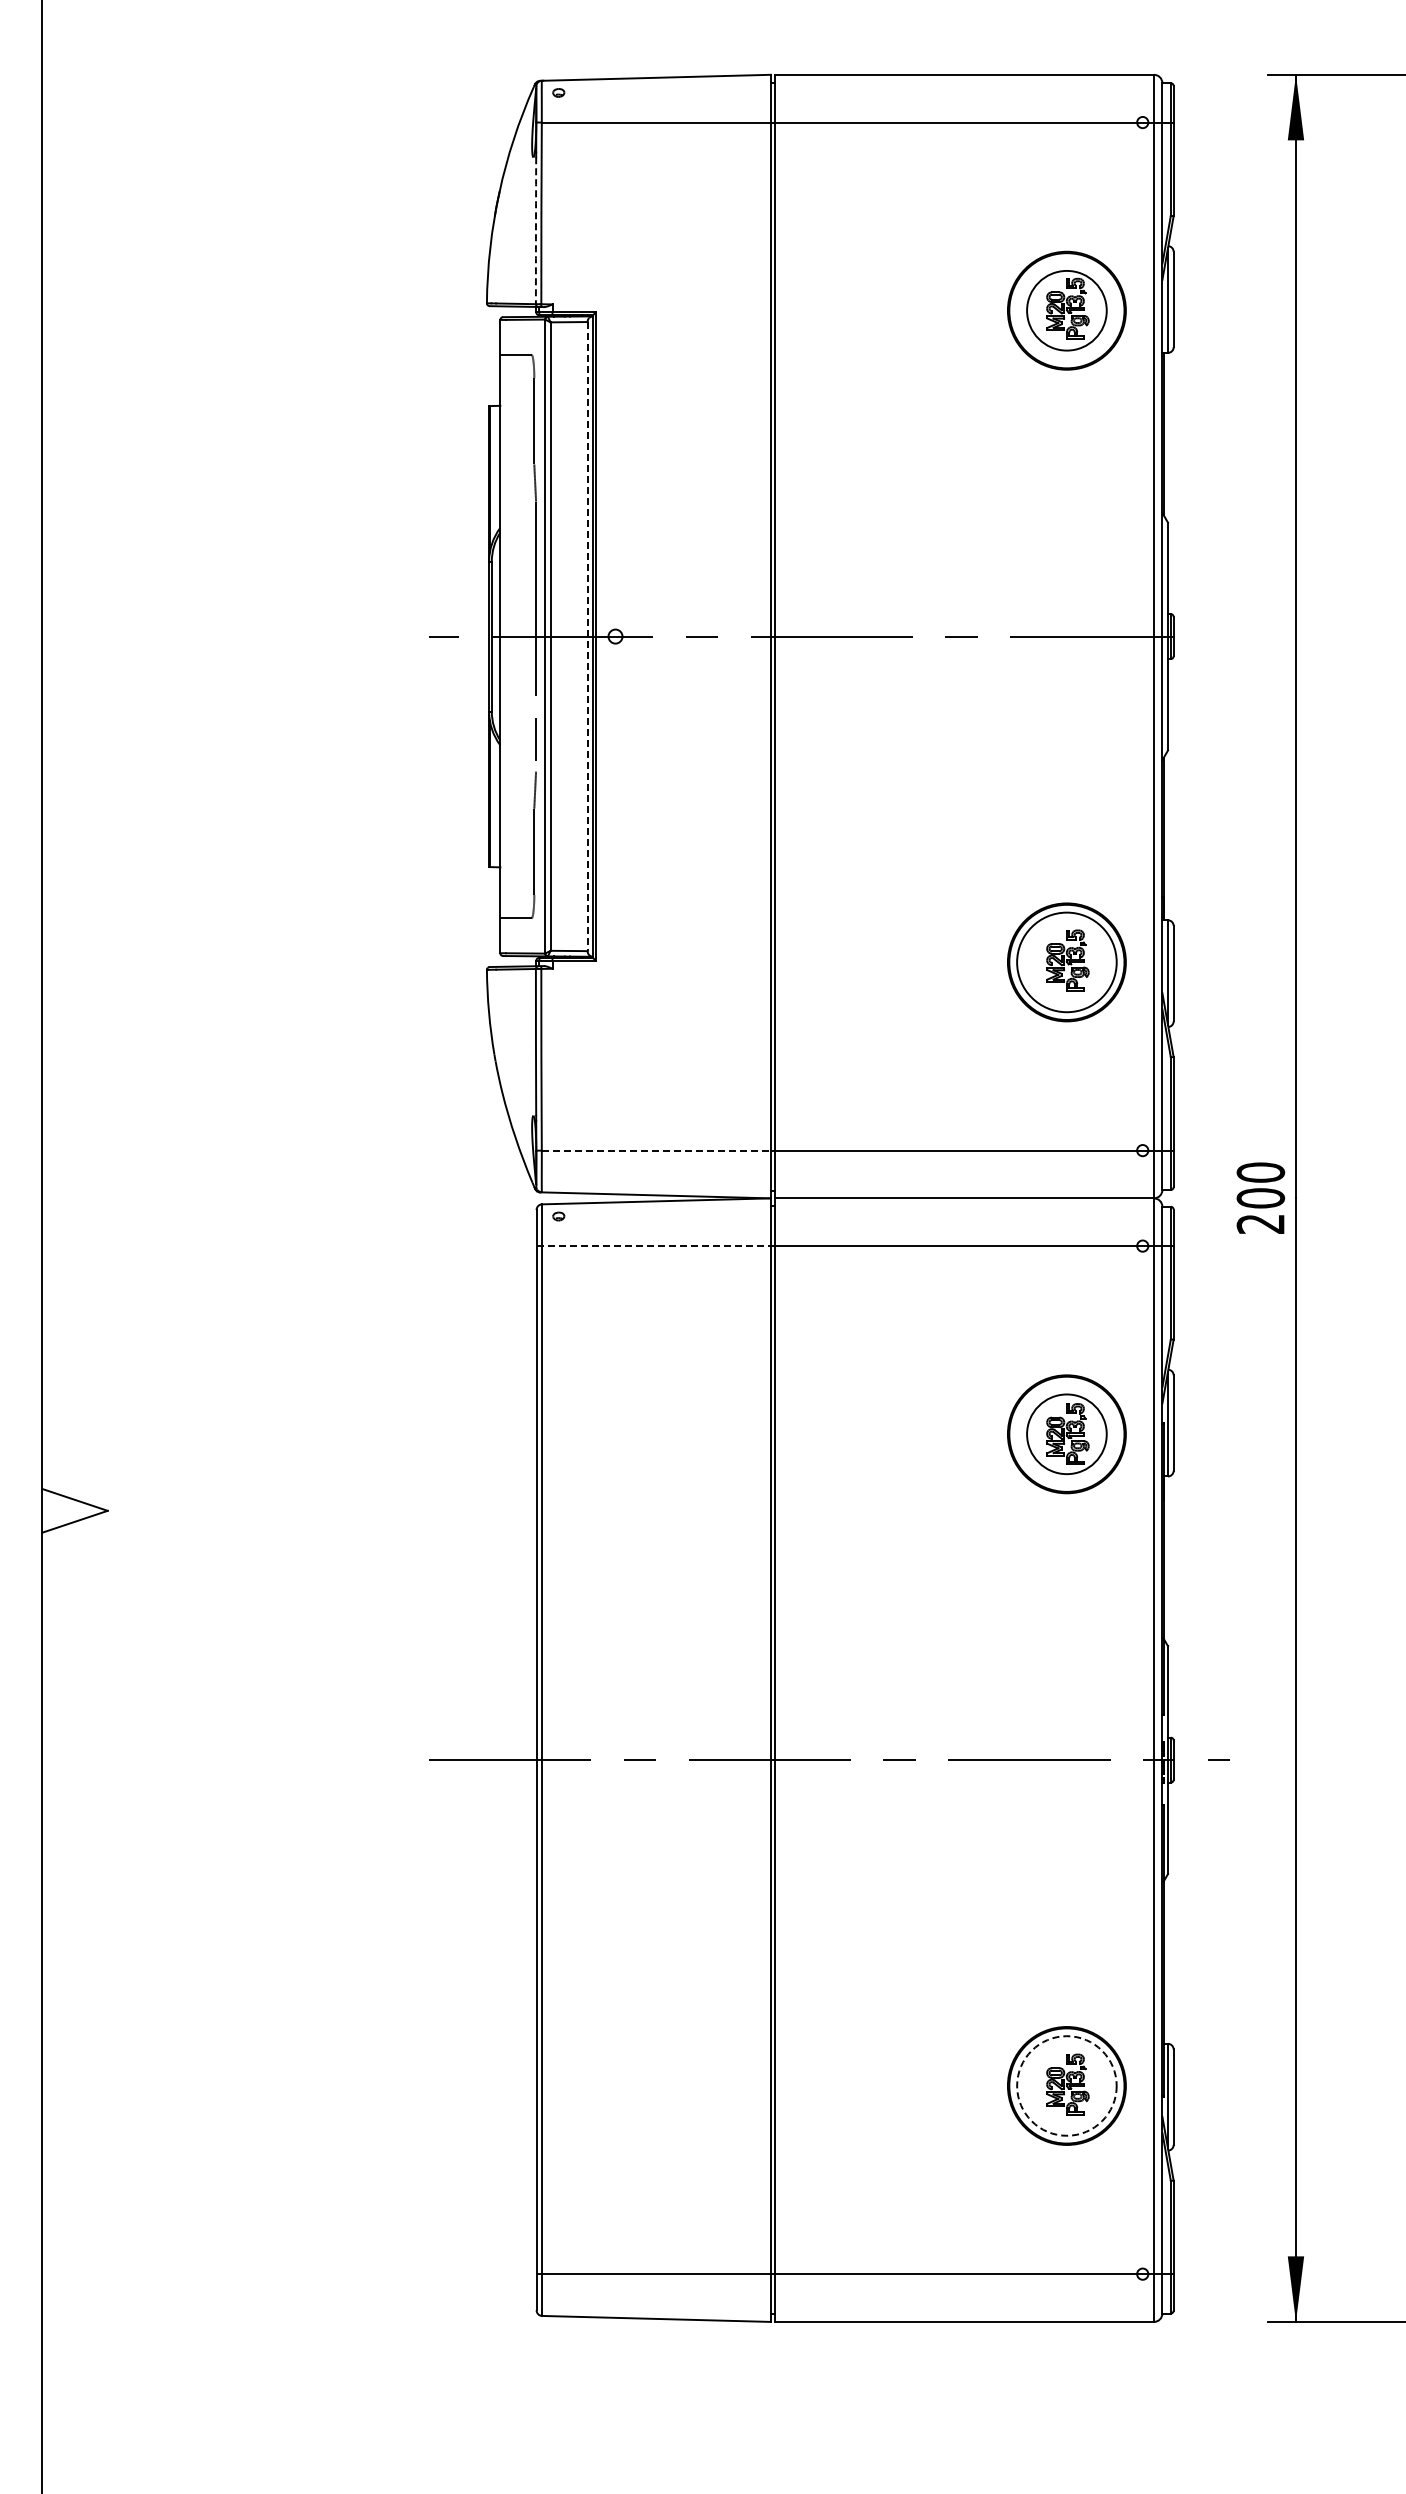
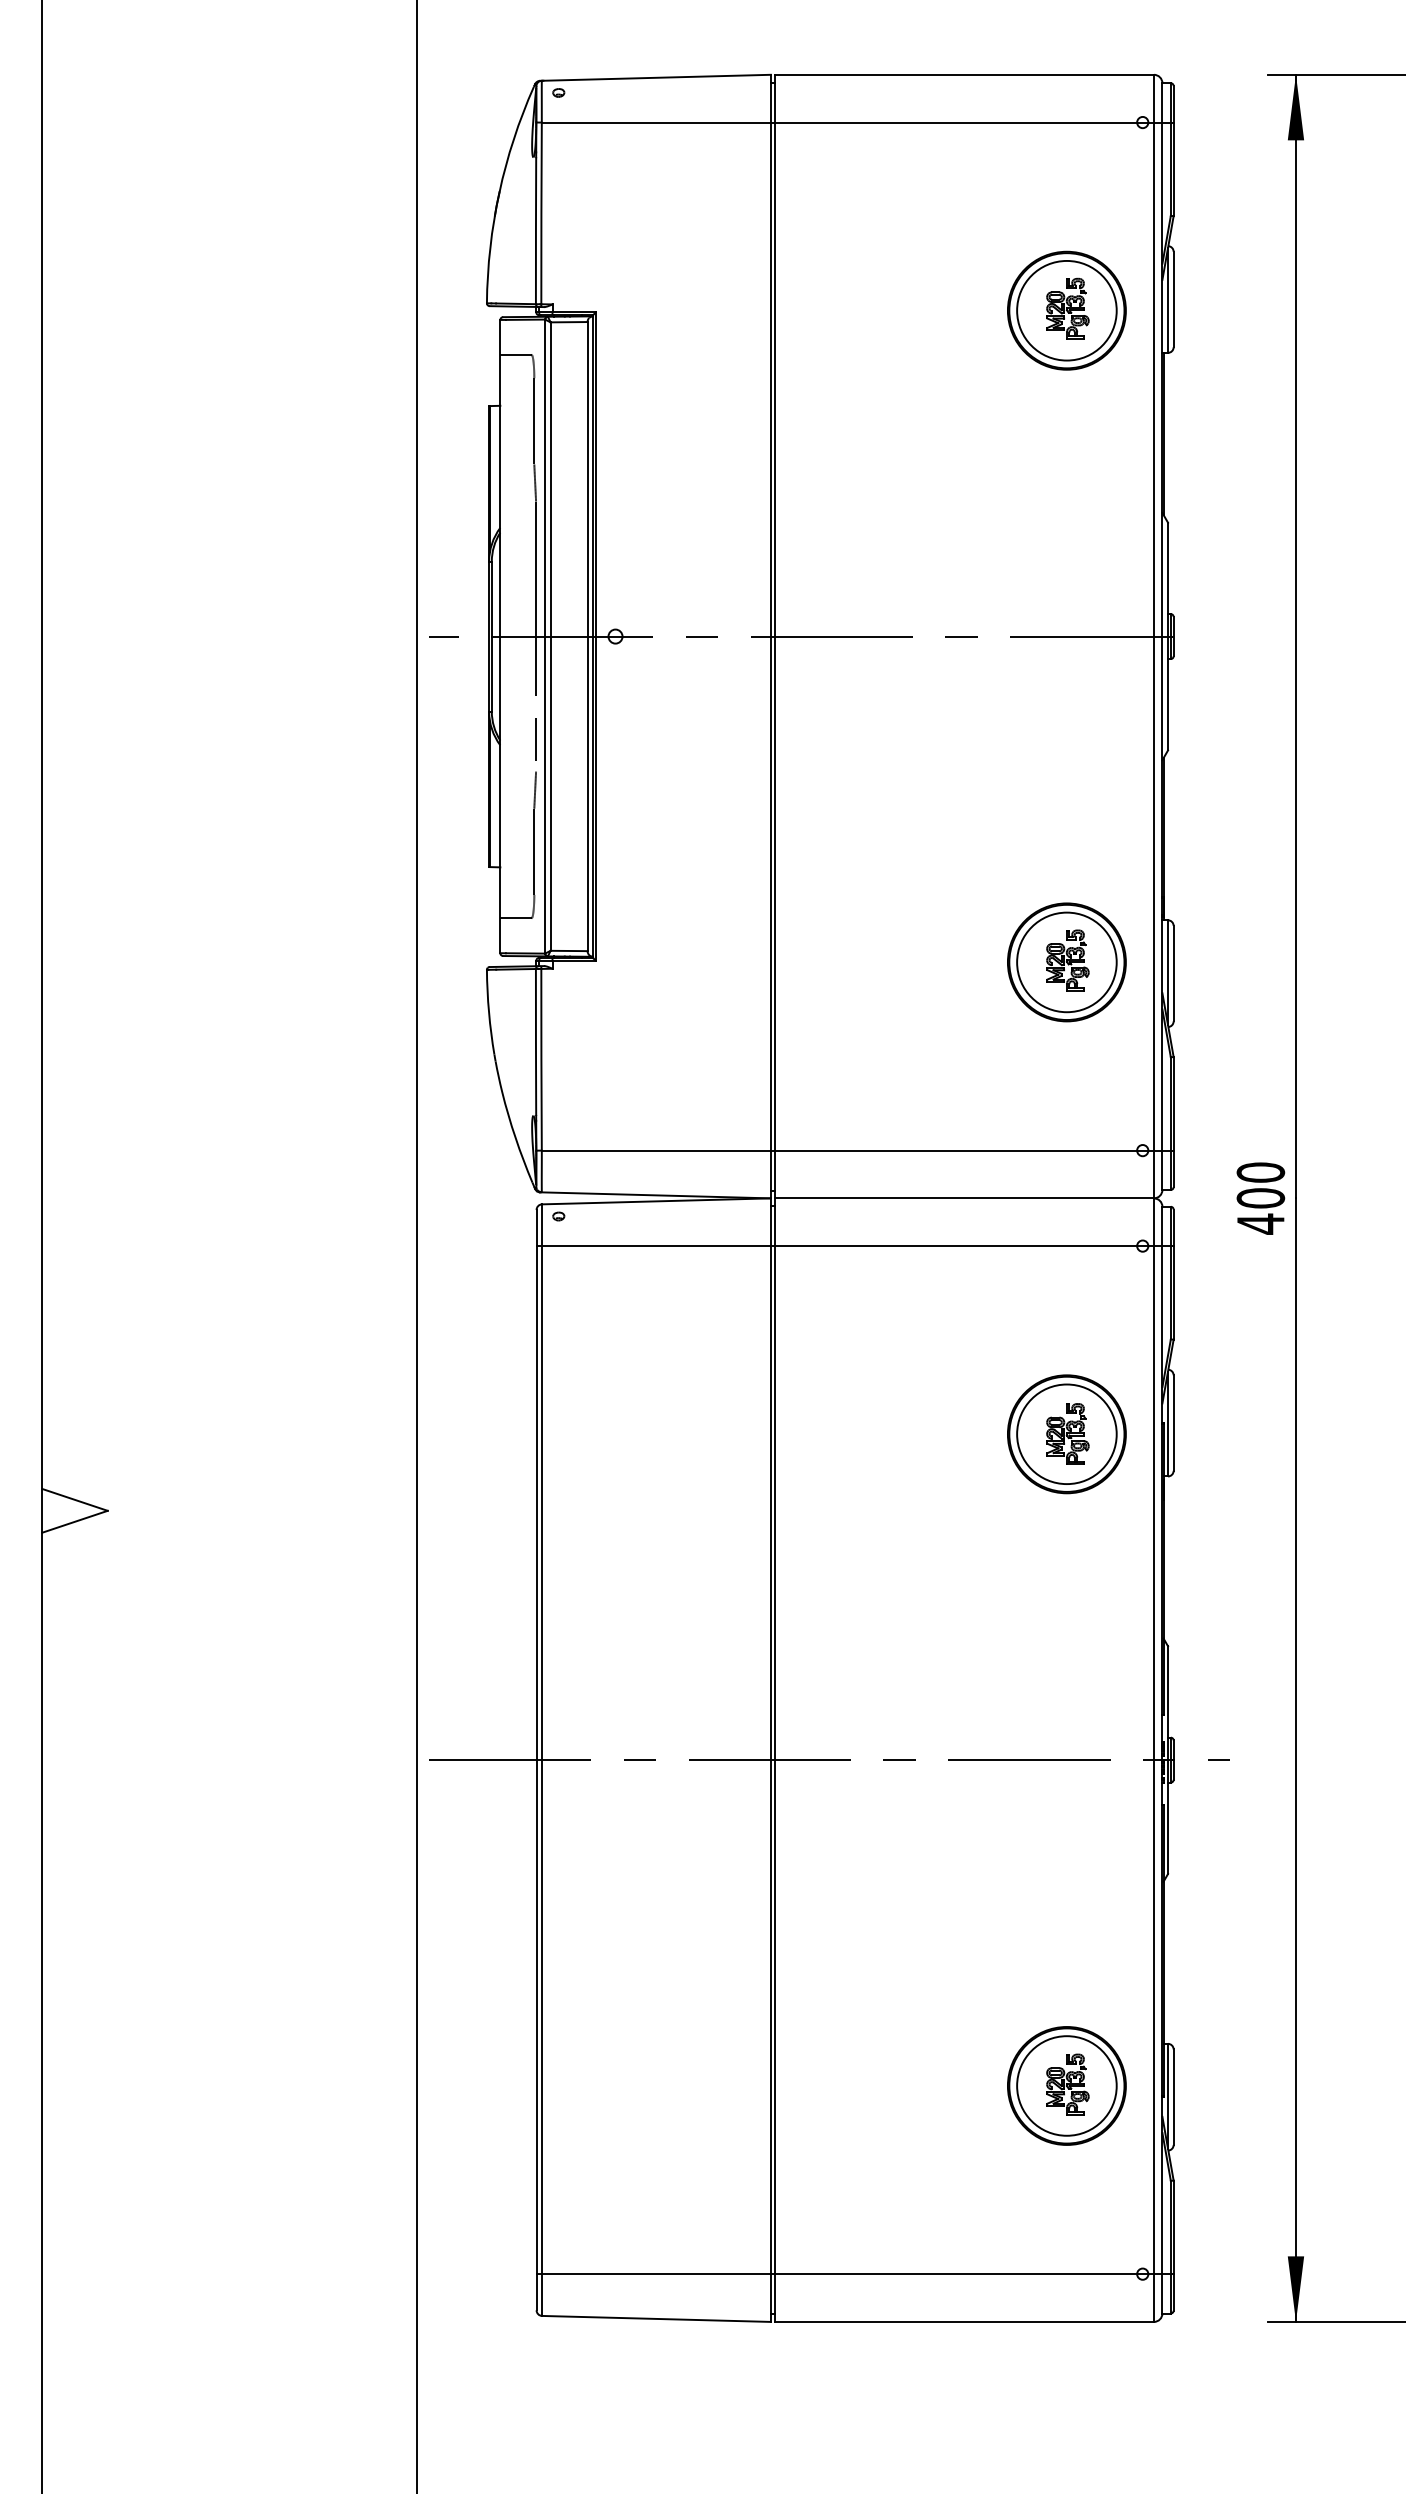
arc: dashed -> solid (535, 230)
circle diameter: 80 px -> 100 px (1066, 310)
line: dashed -> solid (587, 636)
line: dashed -> solid (656, 1150)
text: 200 -> 400 (1260, 1223)
line: none -> present (416, 1246)
line: dashed -> solid (654, 1246)
circle diameter: 80 px -> 100 px (1066, 1434)
circle: dashed -> solid (1066, 2085)
